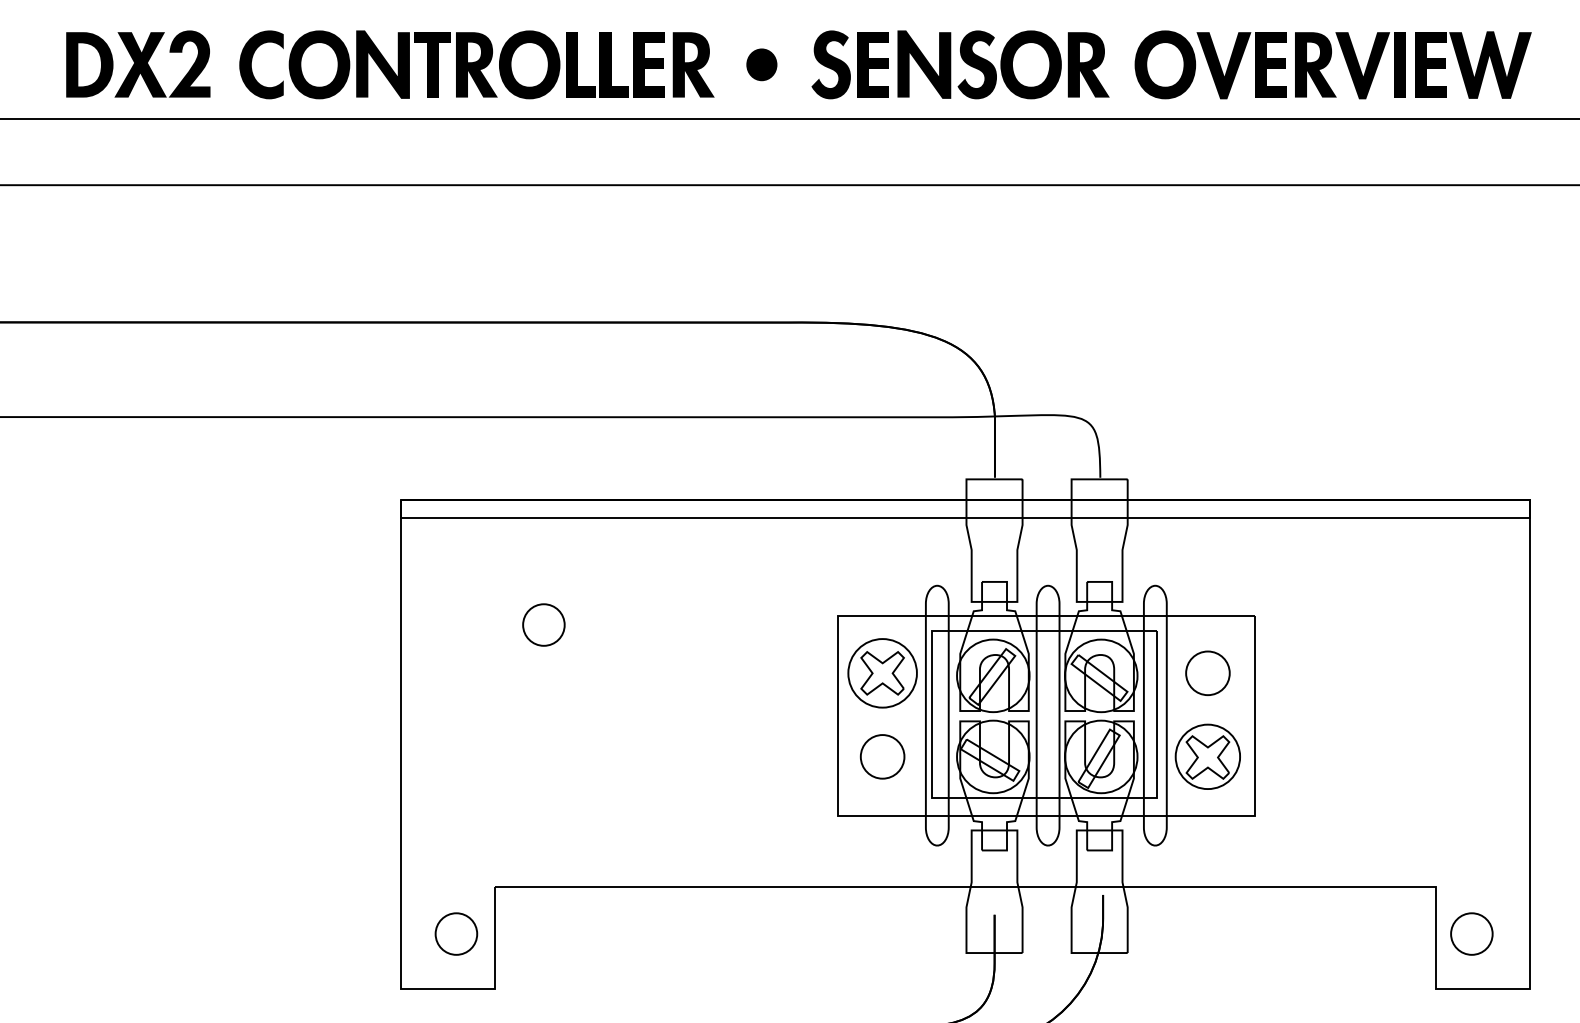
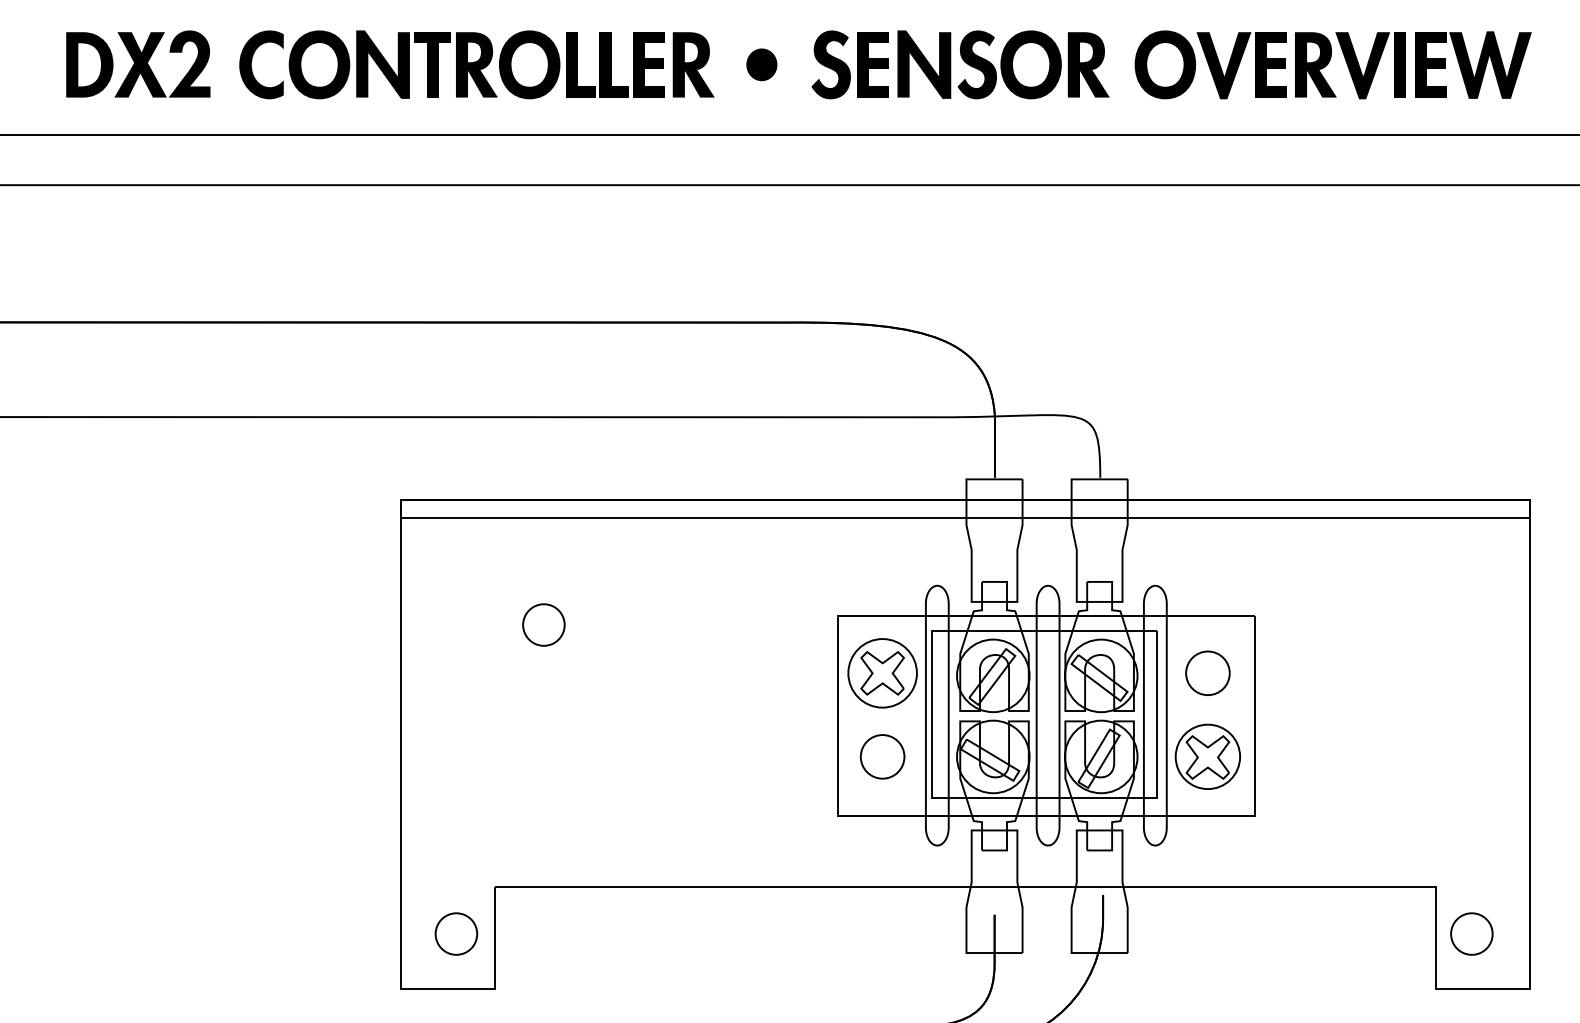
line position: (789, 118) -> (789, 134) (789, 134)
